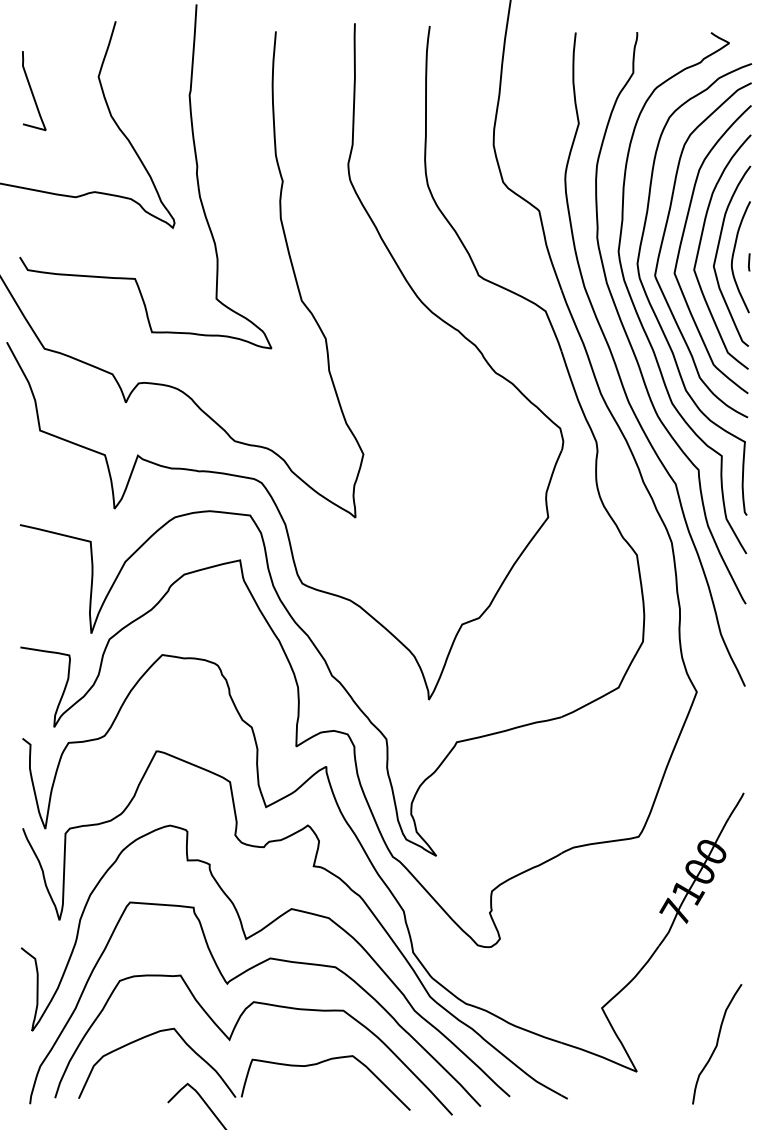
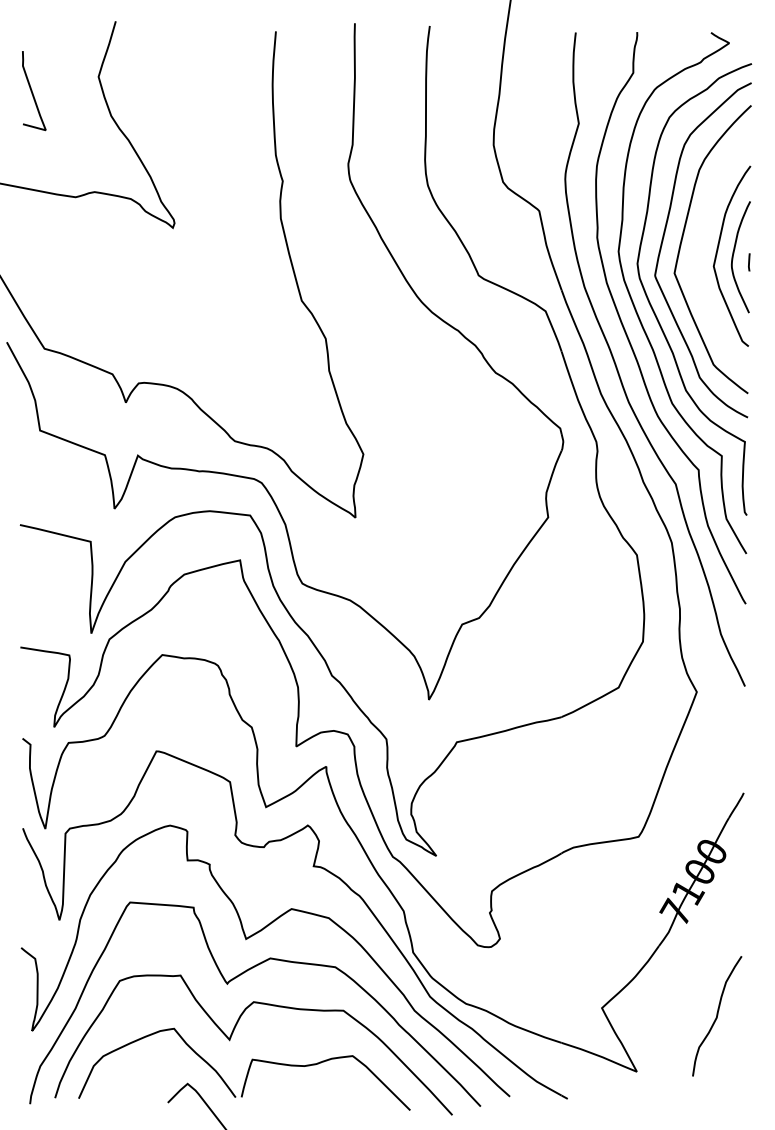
curve: present -> none (196, 176)
curve: present -> none (700, 246)
curve position: (717, 1044) -> (717, 1016) (717, 1016)
